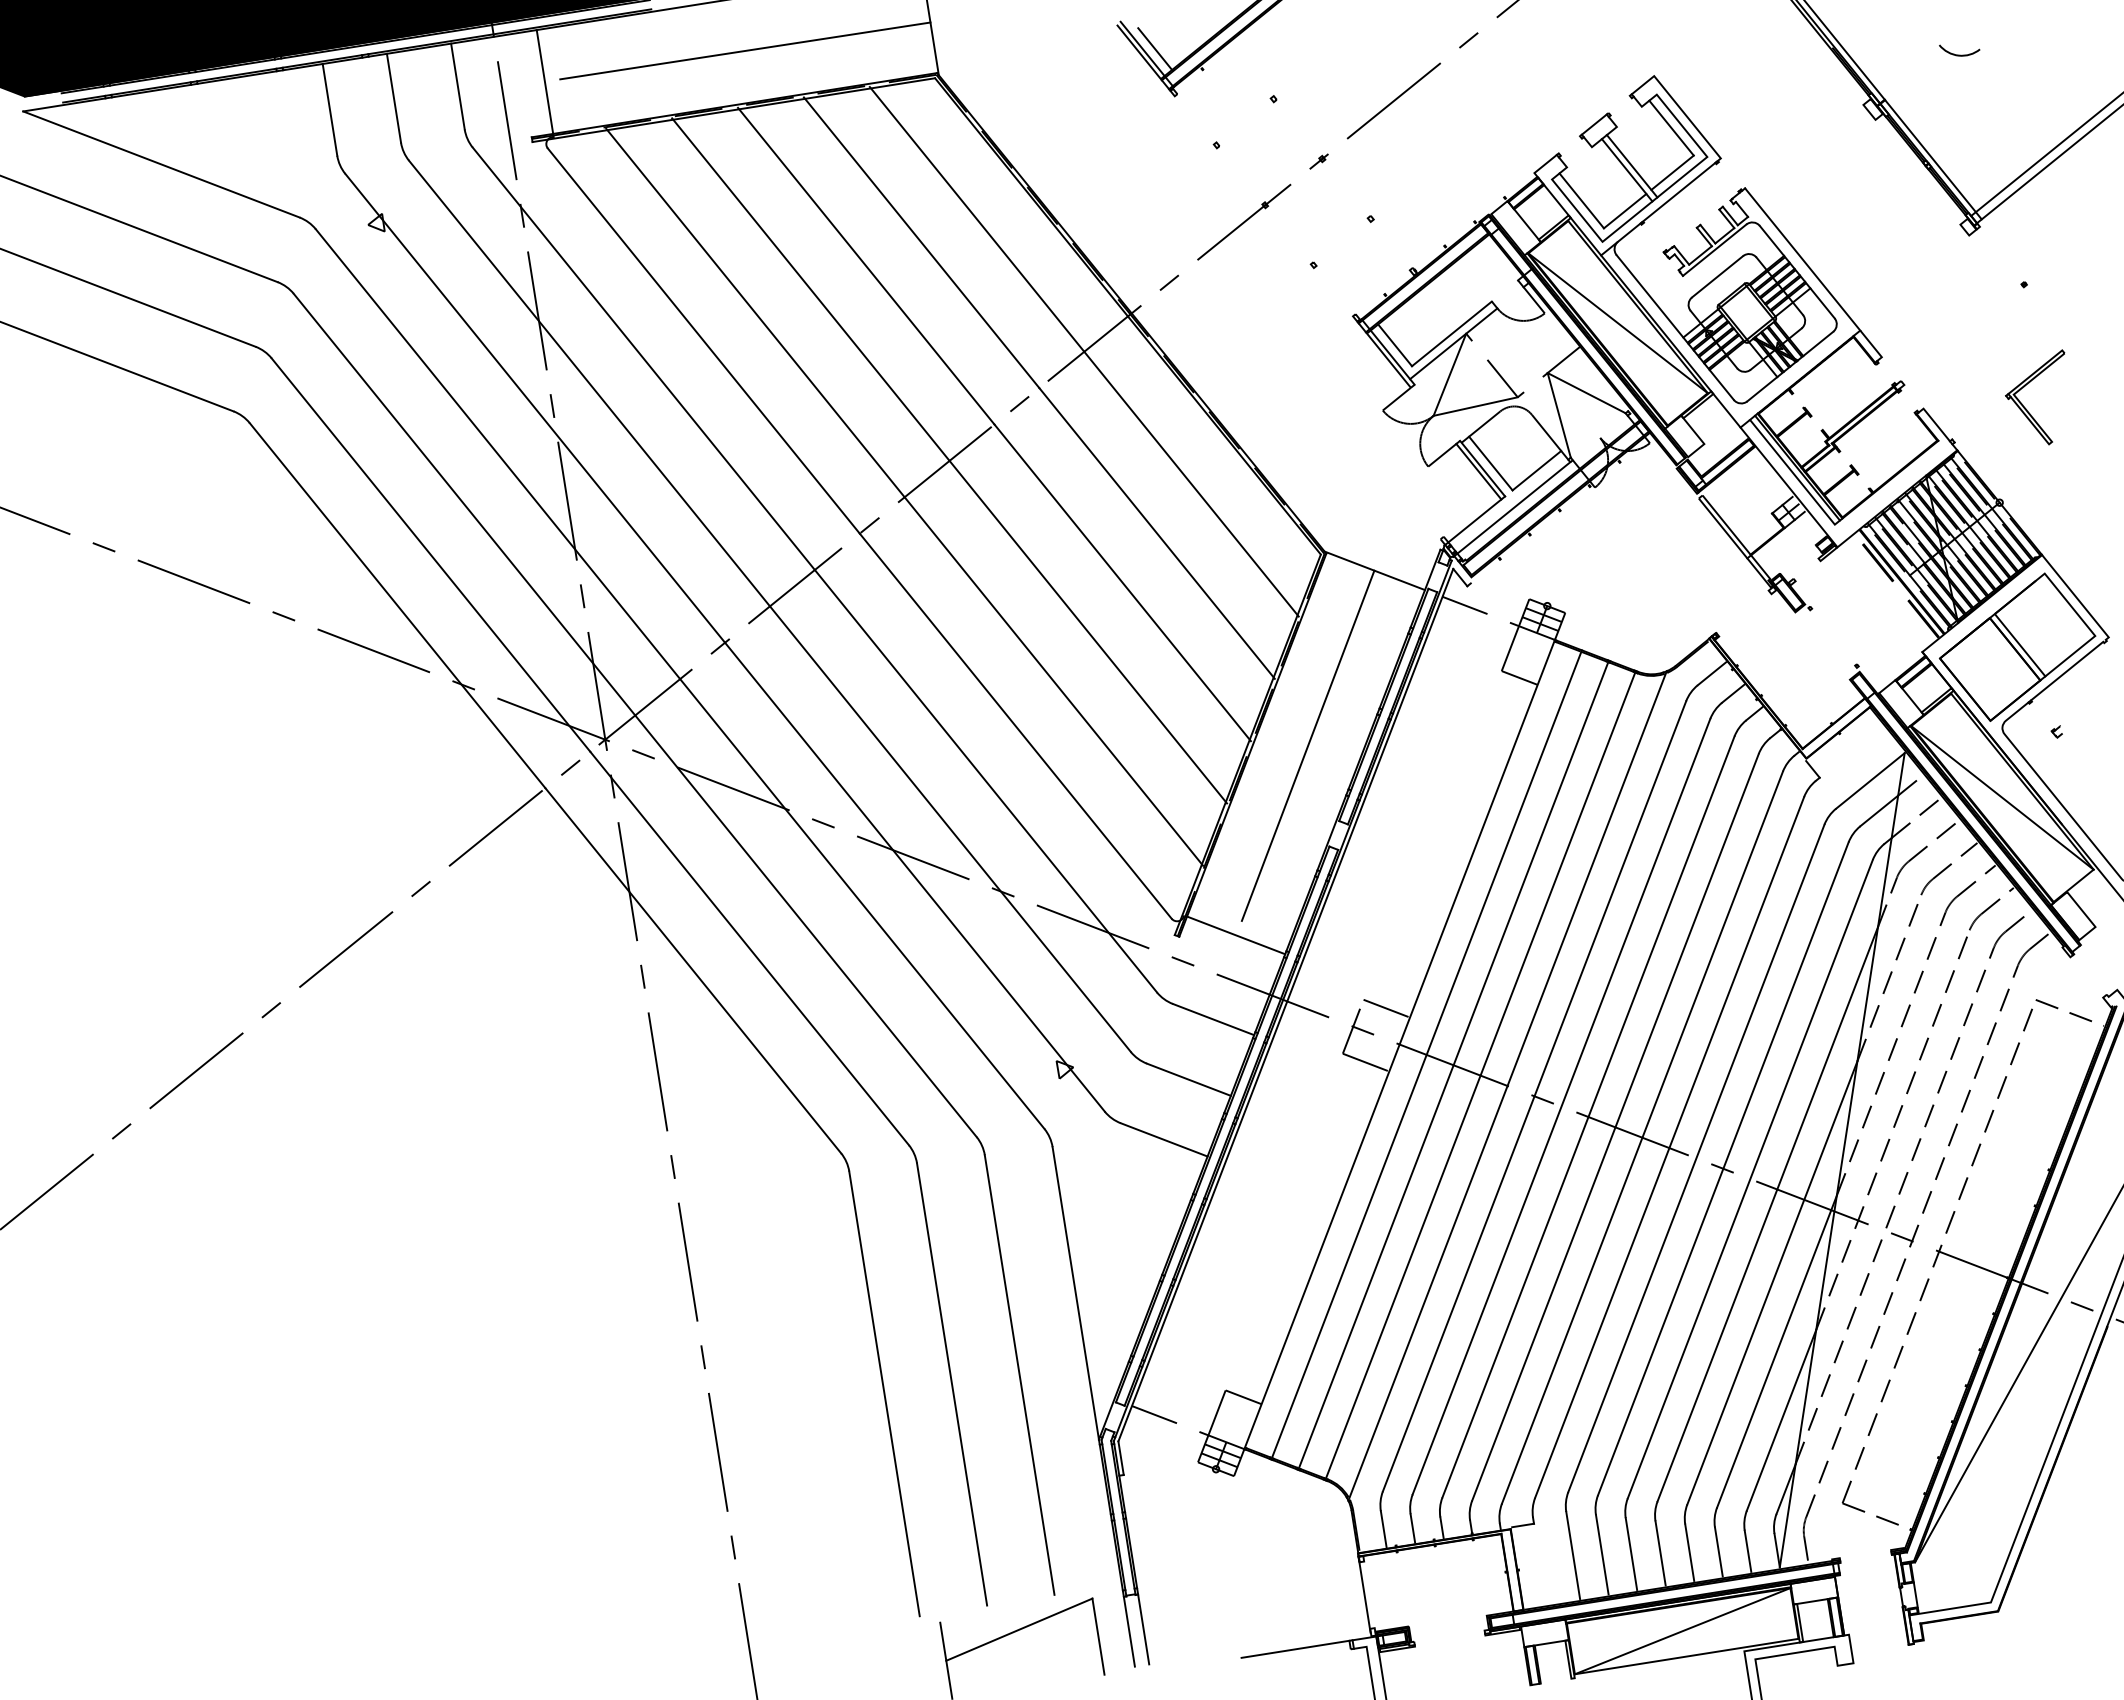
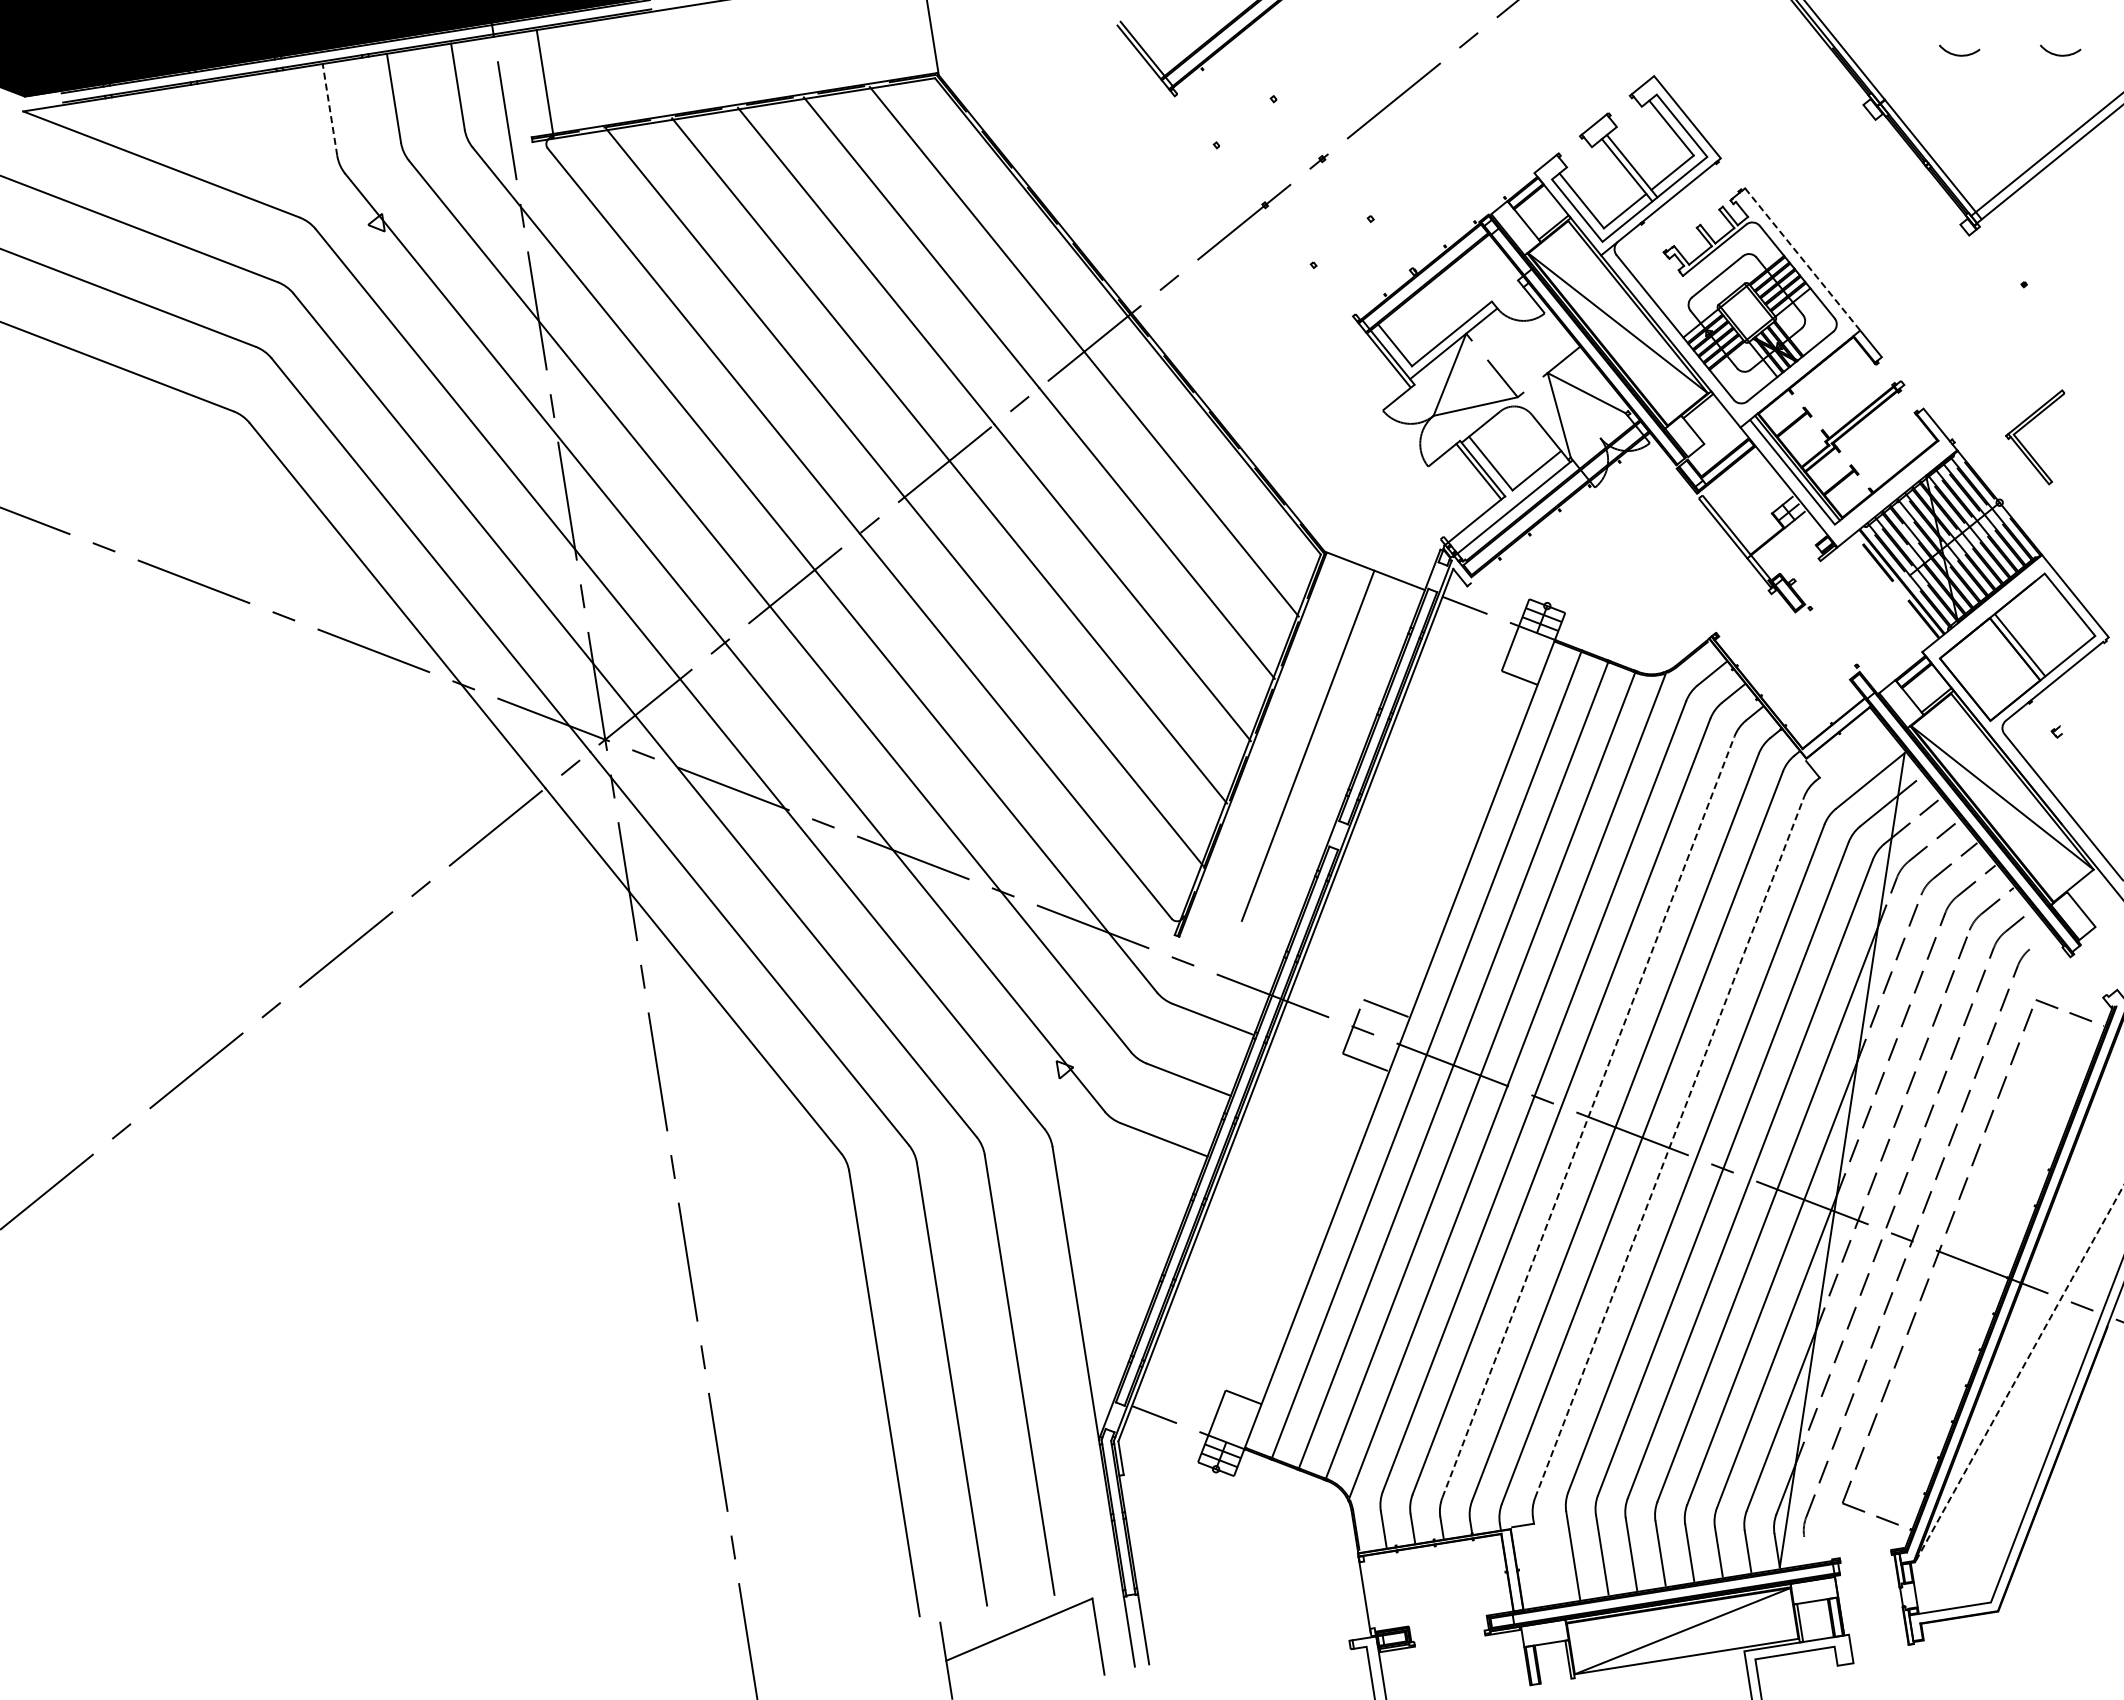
line: present -> none (1155, 48)
line: present -> none (745, 50)
curve: none -> present (2060, 54)
line: solid -> dashed (329, 109)
line: solid -> dashed (1802, 259)
part position: (2025, 407) -> (2025, 447) (2025, 447)
line: present -> none (1236, 935)
line: present -> none (2039, 940)
line: solid -> dashed (1588, 1117)
line: solid -> dashed (1669, 1147)
line: solid -> dashed (2019, 1374)
line: present -> none (1806, 1549)
line: present -> none (1295, 1648)
